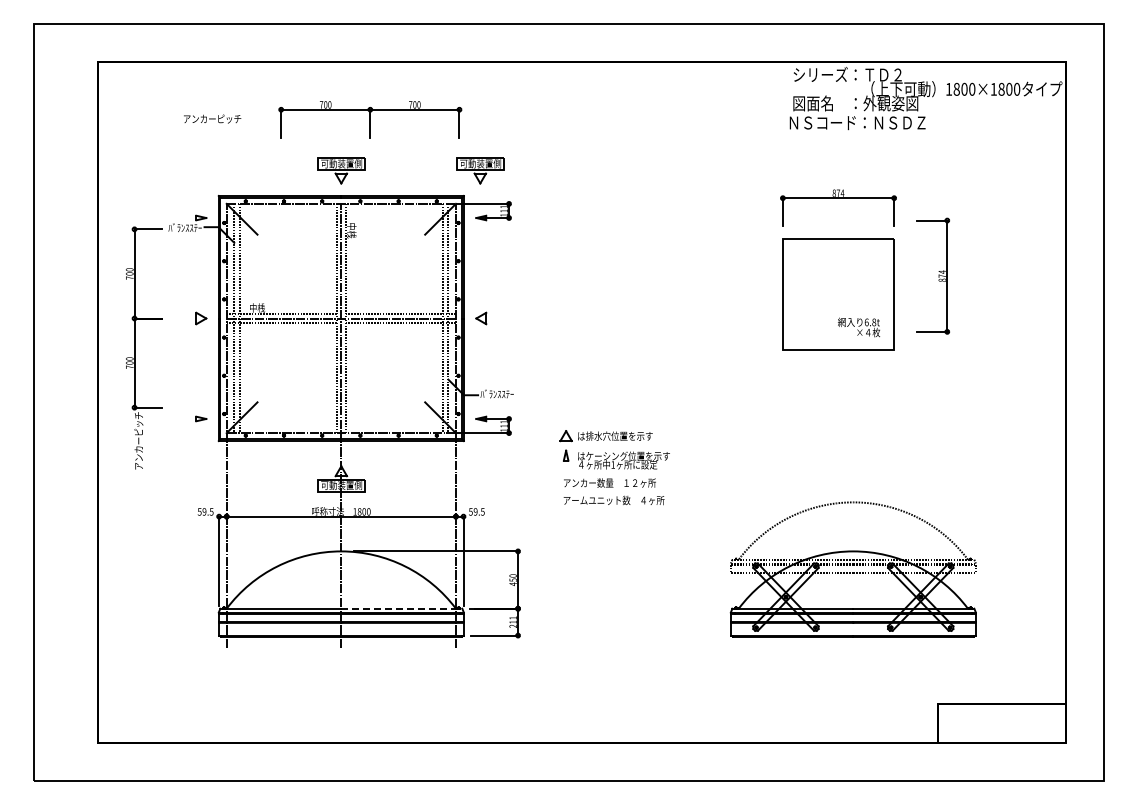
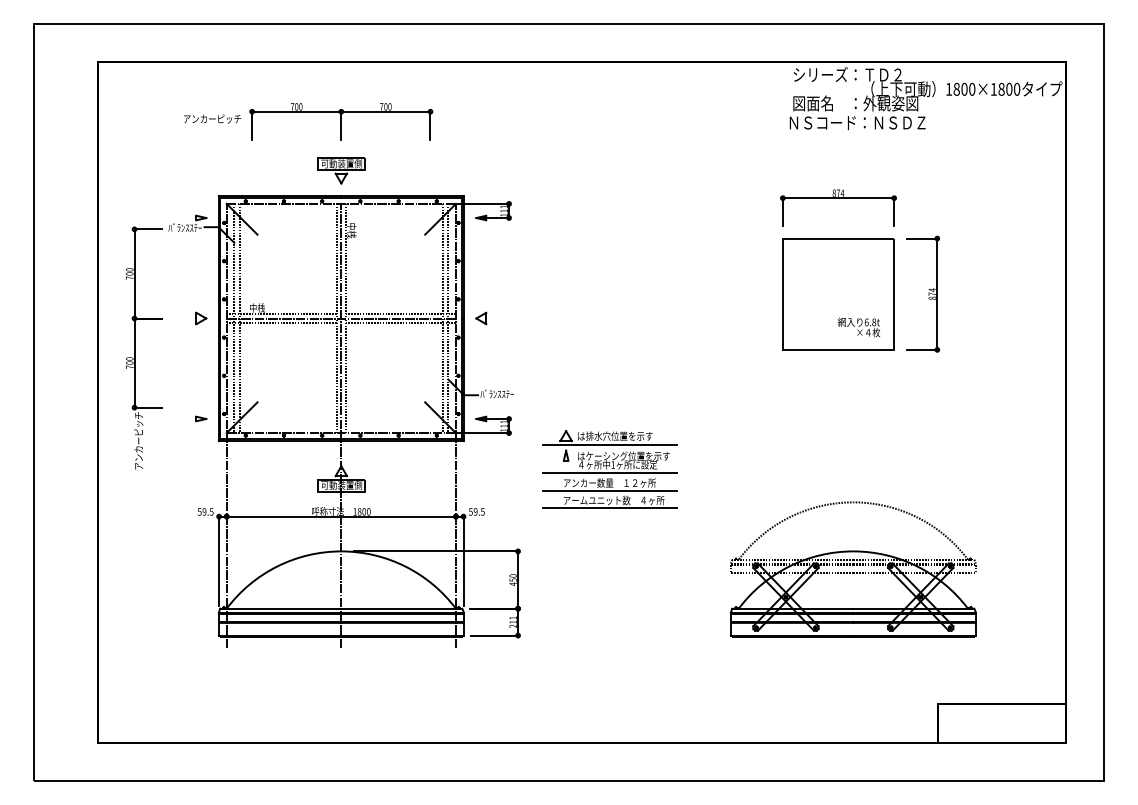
part position: (370, 119) -> (341, 121) (341, 121)
part: present -> none (480, 170)
part position: (932, 275) -> (922, 293) (922, 293)
line: none -> present (610, 444)
line: none -> present (610, 473)
line: none -> present (610, 490)
line: none -> present (610, 508)
line: dashed -> solid (402, 608)
